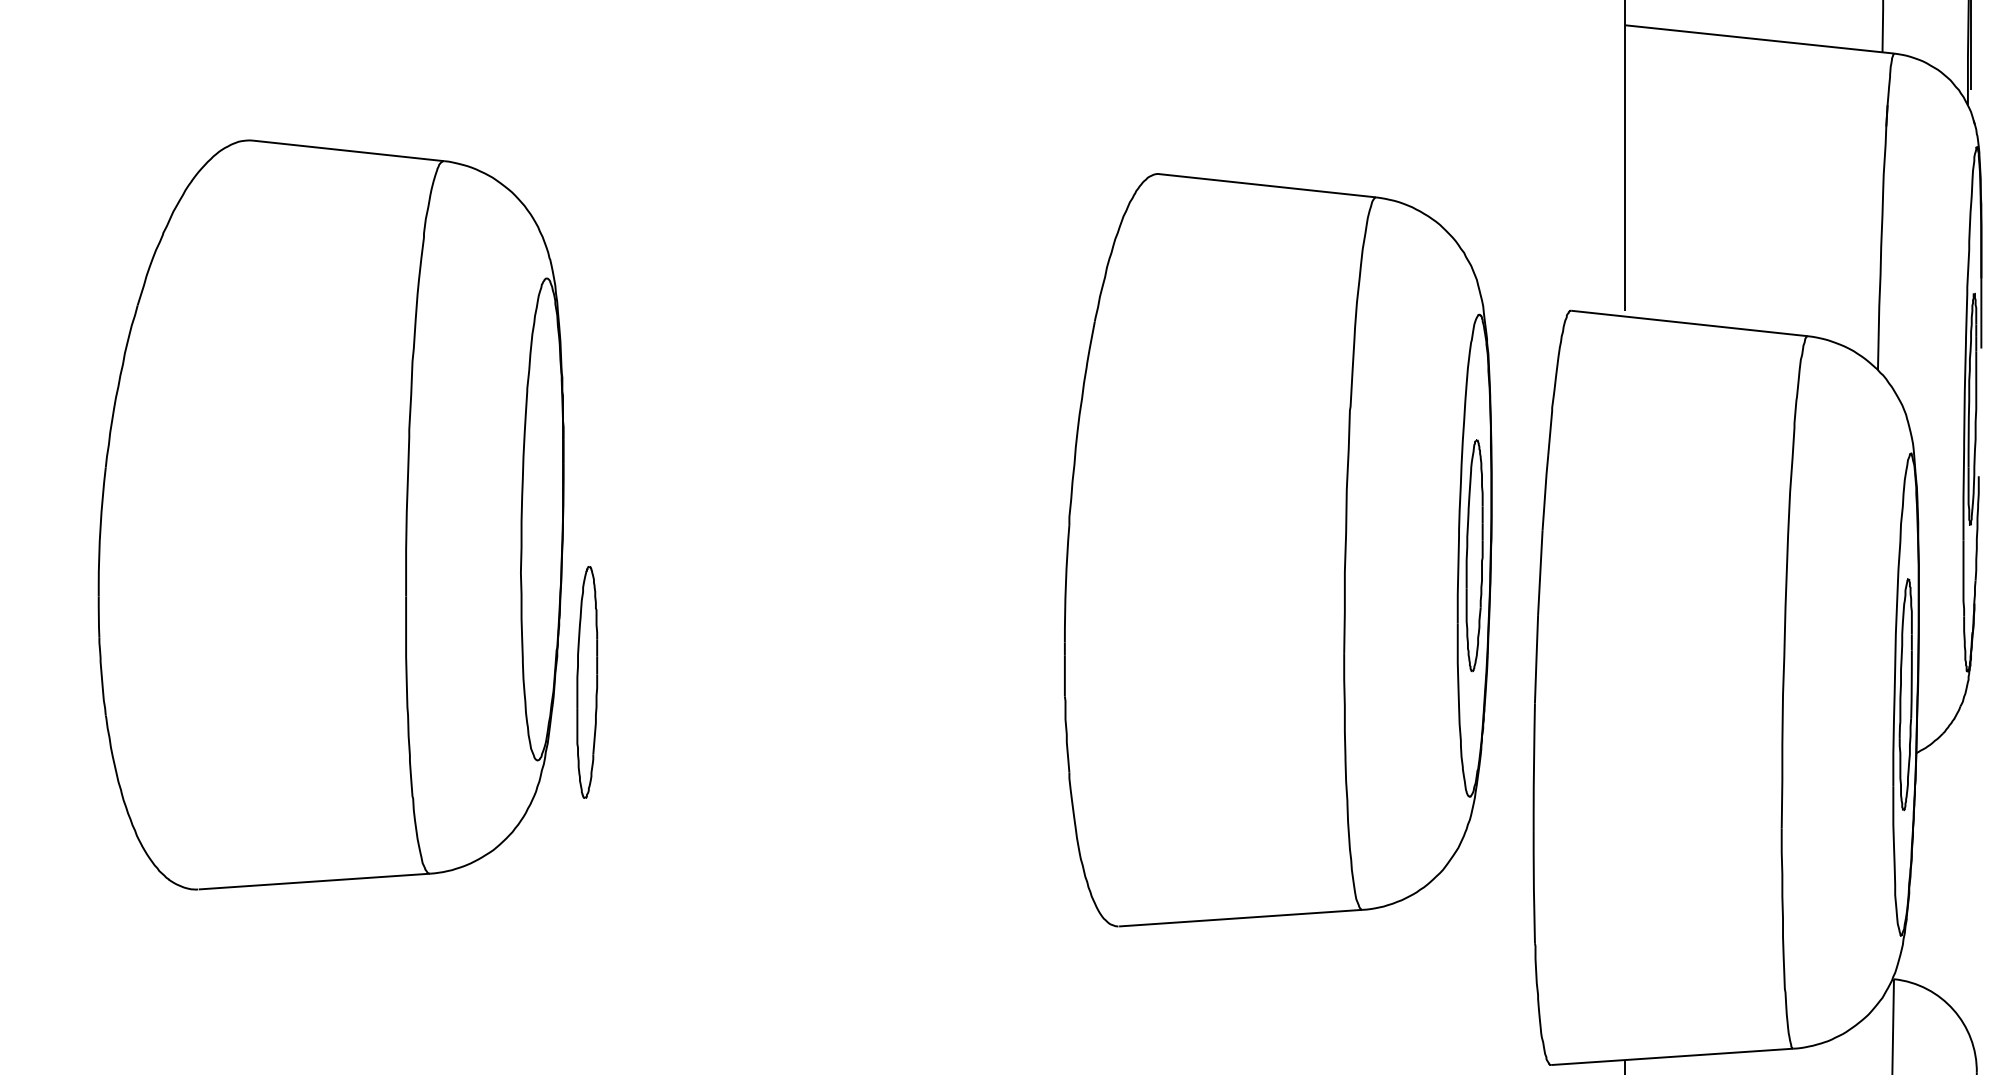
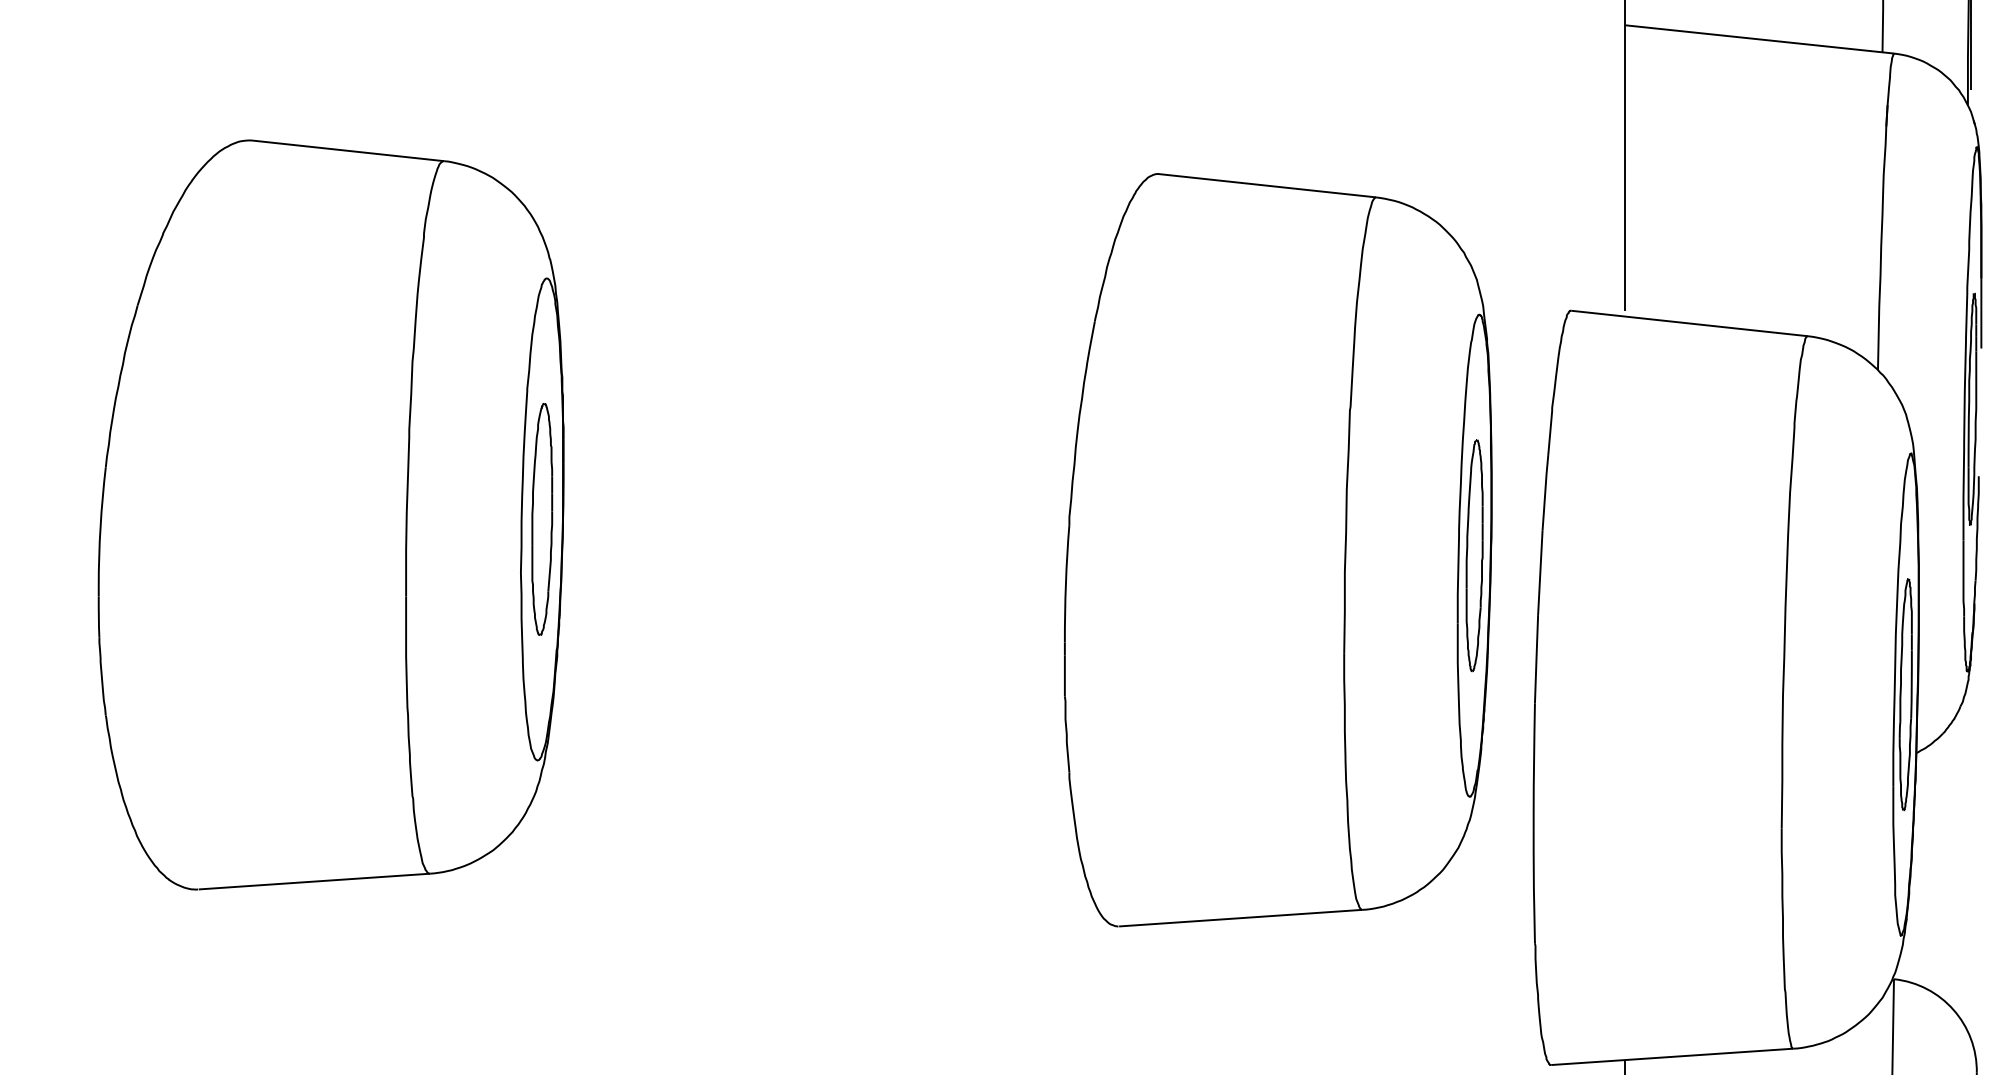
part position: (587, 682) -> (542, 519) (542, 519)
